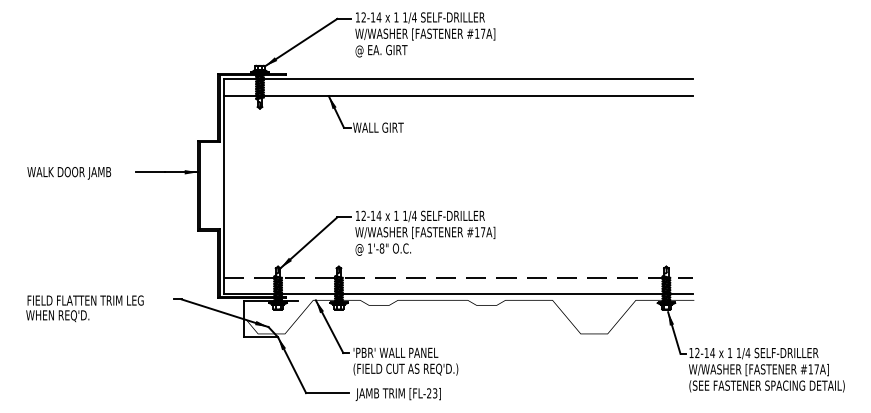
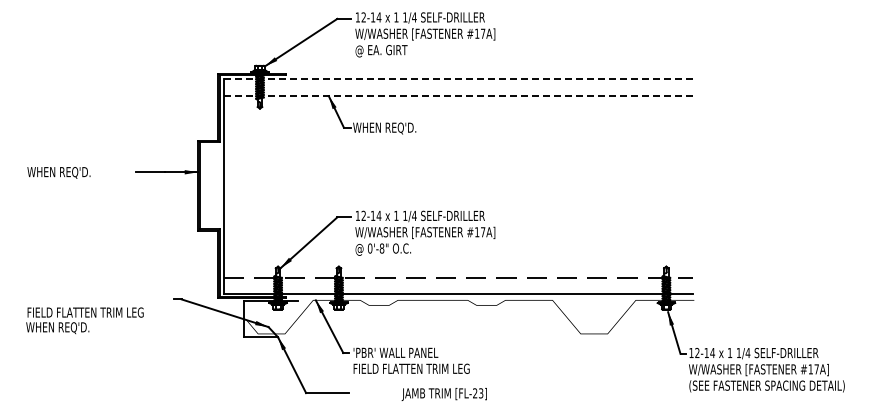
line: solid -> dashed (458, 79)
line: solid -> dashed (458, 96)
text: WALL GIRT -> WHEN REQ'D. (389, 128)
text: WALK DOOR JAMB -> WHEN REQ'D. (73, 173)
text: 1'-8" -> 0'-8" (369, 248)
text position: (84, 308) -> (84, 320) (84, 320)
text: (FIELD CUT AS REQ'D.) -> FIELD FLATTEN TRIM LEG (411, 369)
text position: (397, 394) -> (443, 394) (443, 394)
